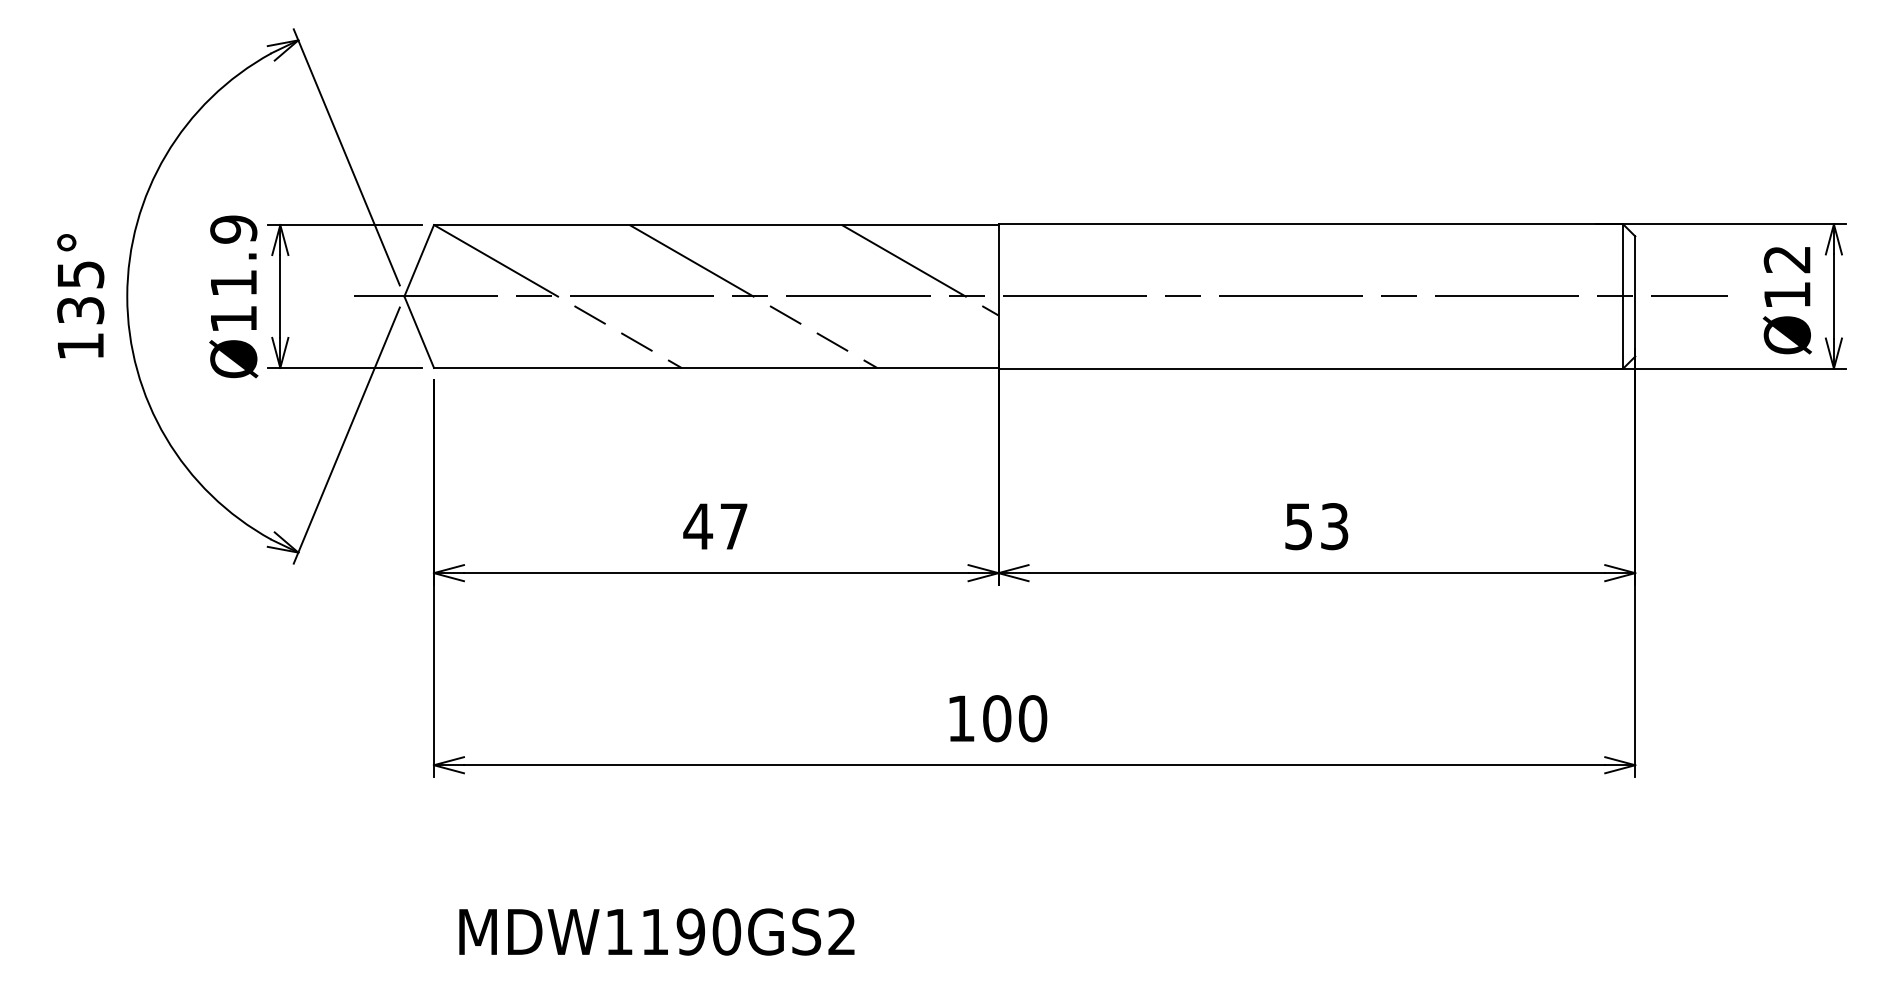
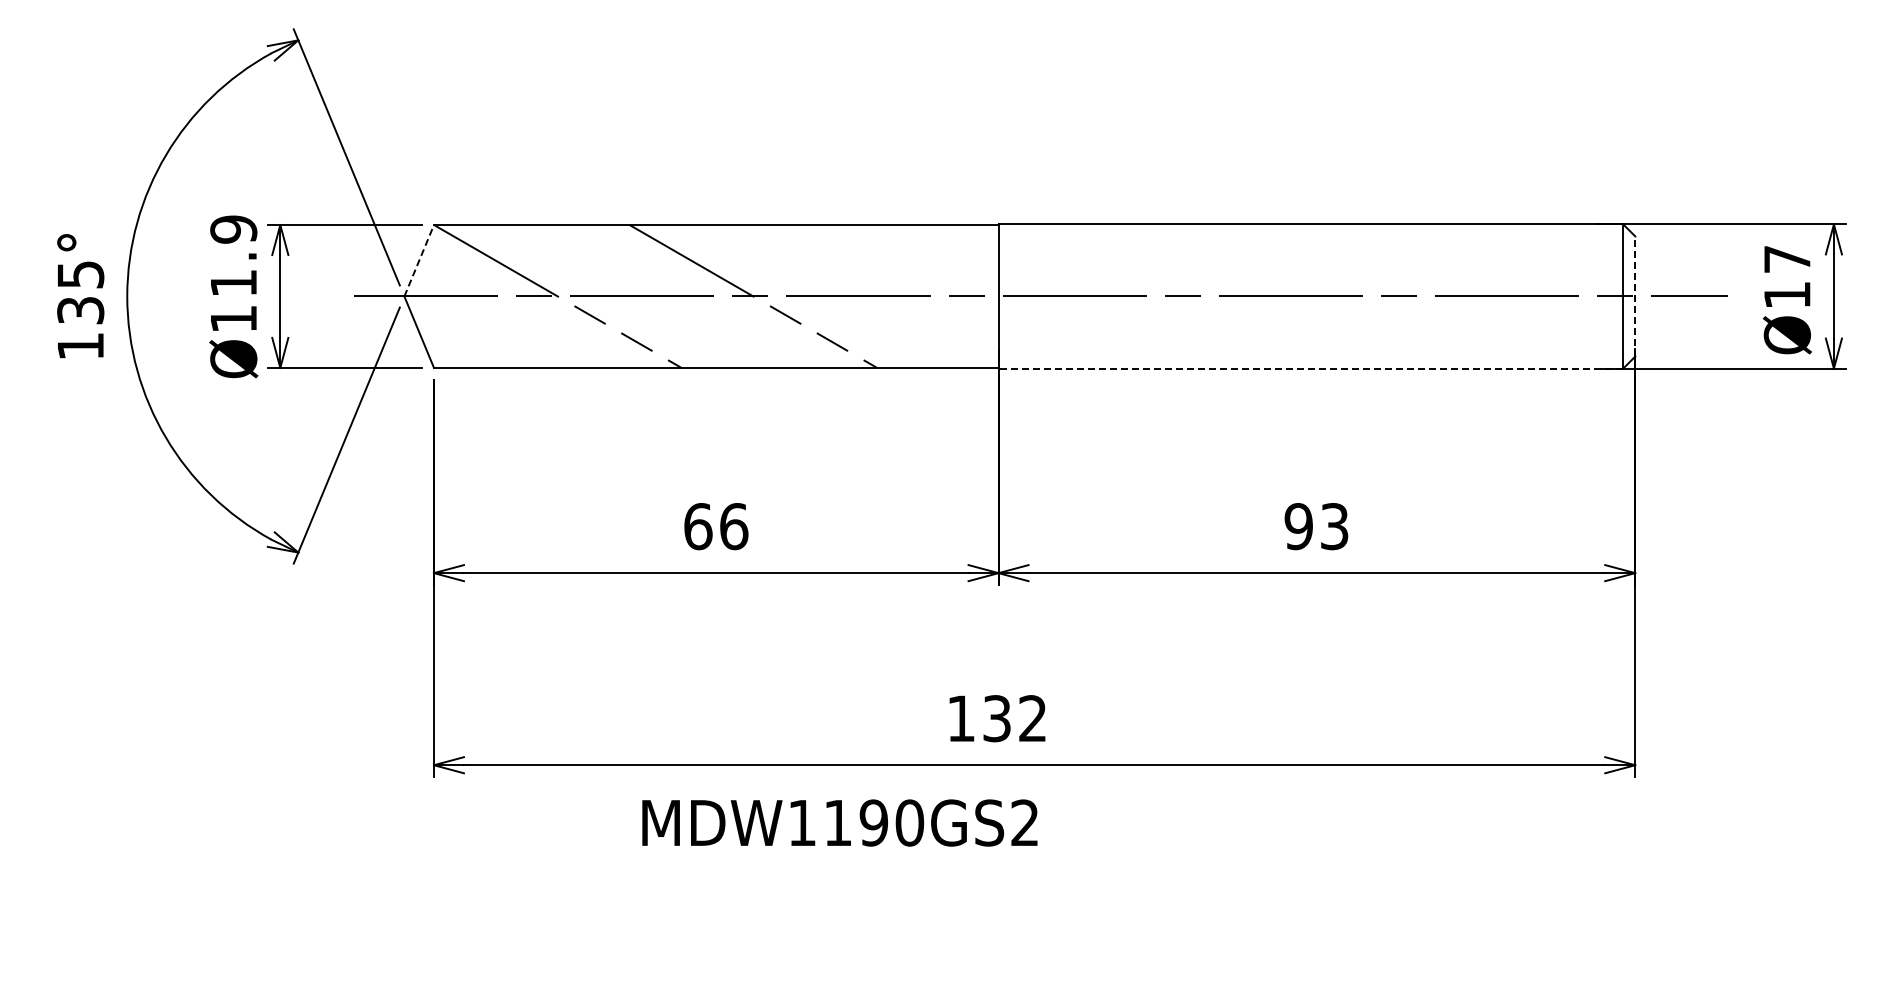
text: Ø12 -> Ø17 (1786, 259)
line: solid -> dashed (419, 260)
line: present -> none (919, 270)
line: solid -> dashed (1635, 295)
line: solid -> dashed (1310, 368)
text: 47 -> 66 (715, 526)
text: 53 -> 93 (1298, 526)
text: 100 -> 132 (1015, 718)
text position: (656, 931) -> (839, 822) (839, 822)
